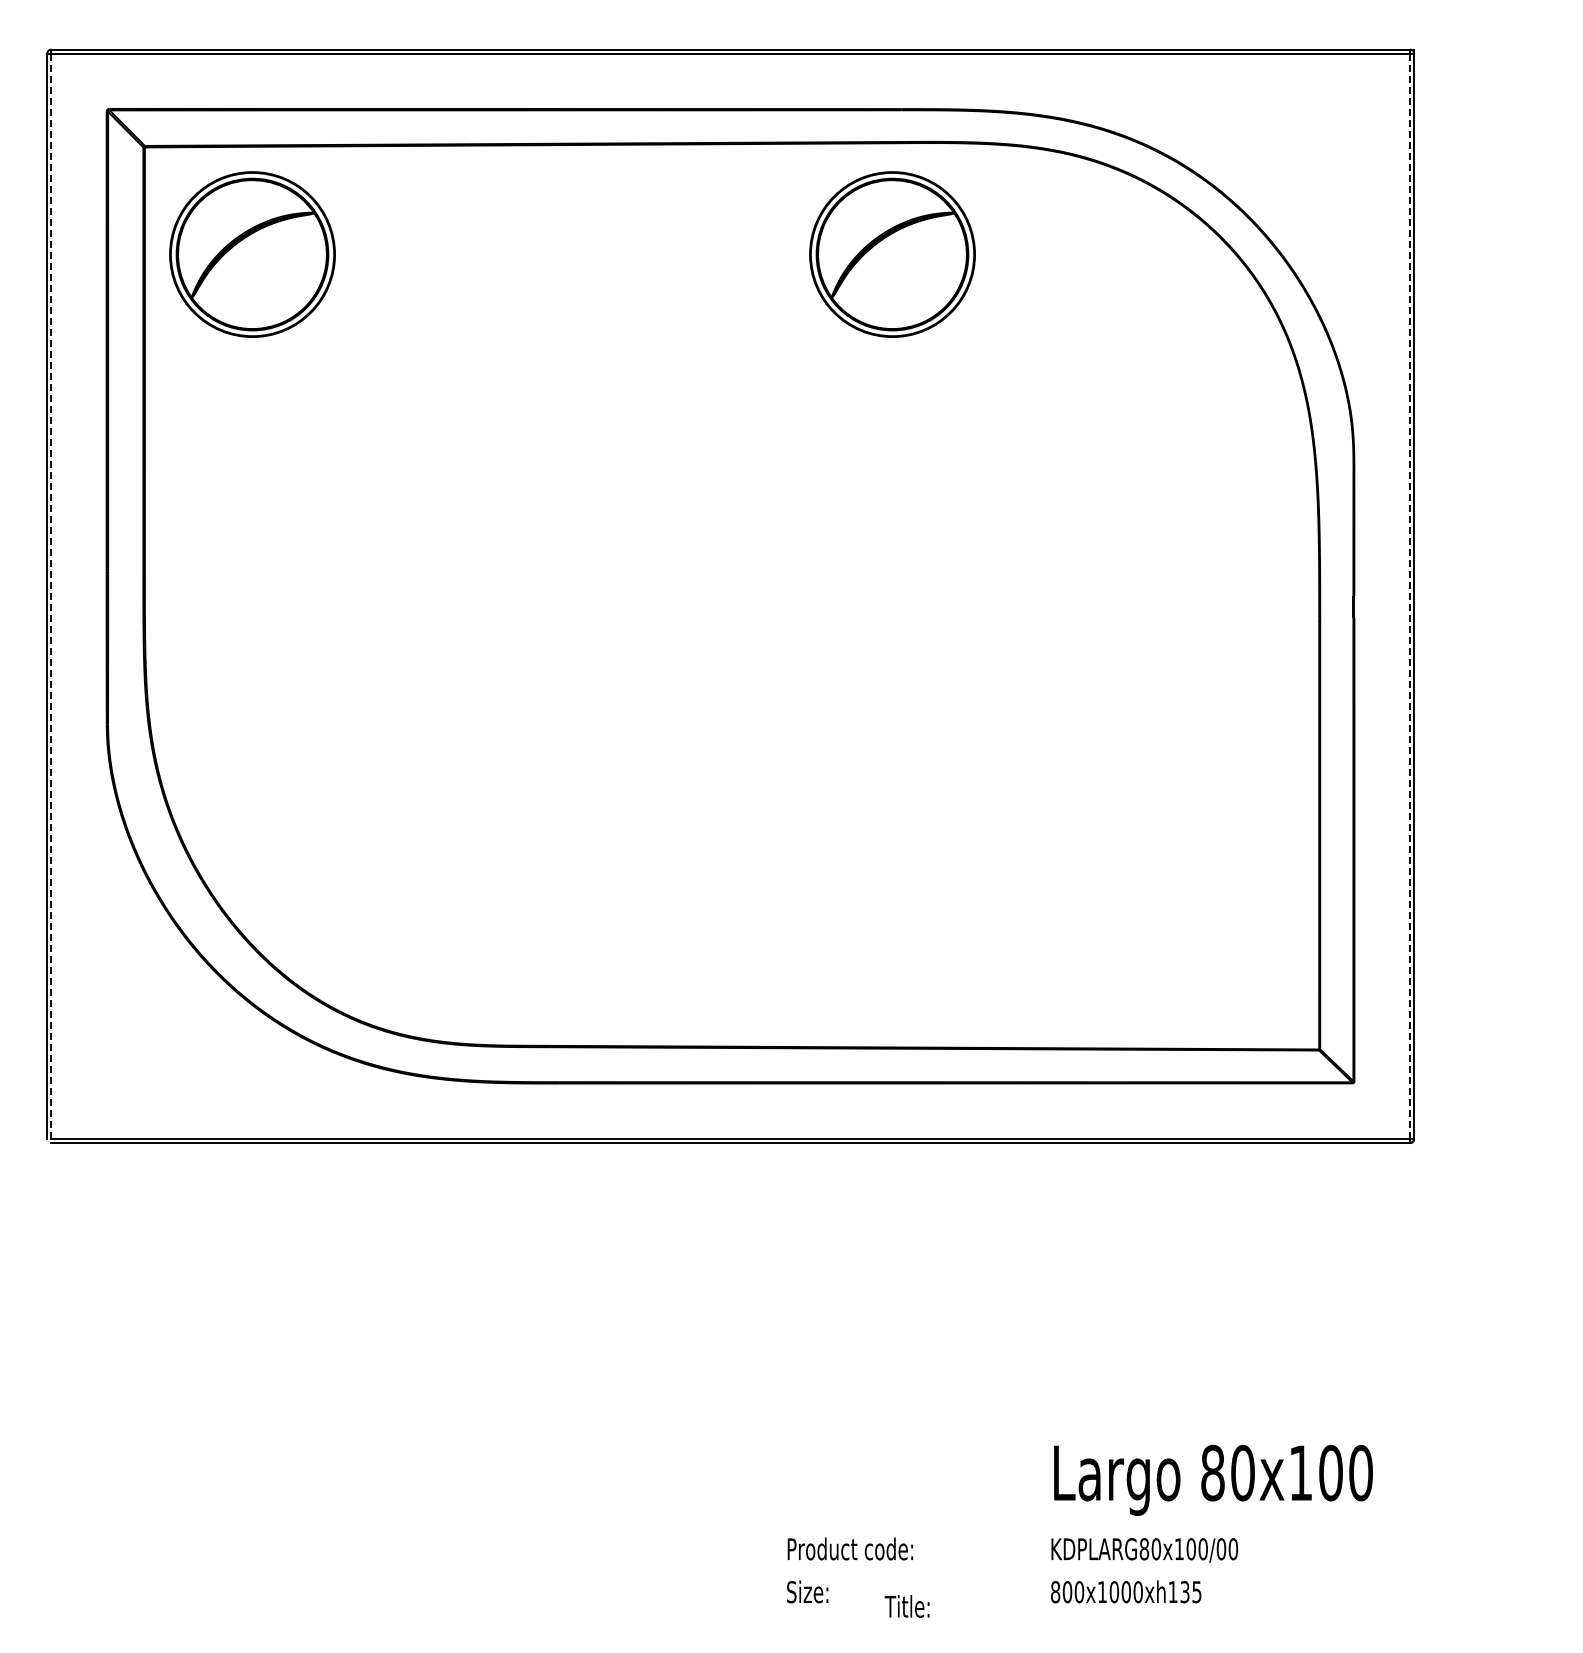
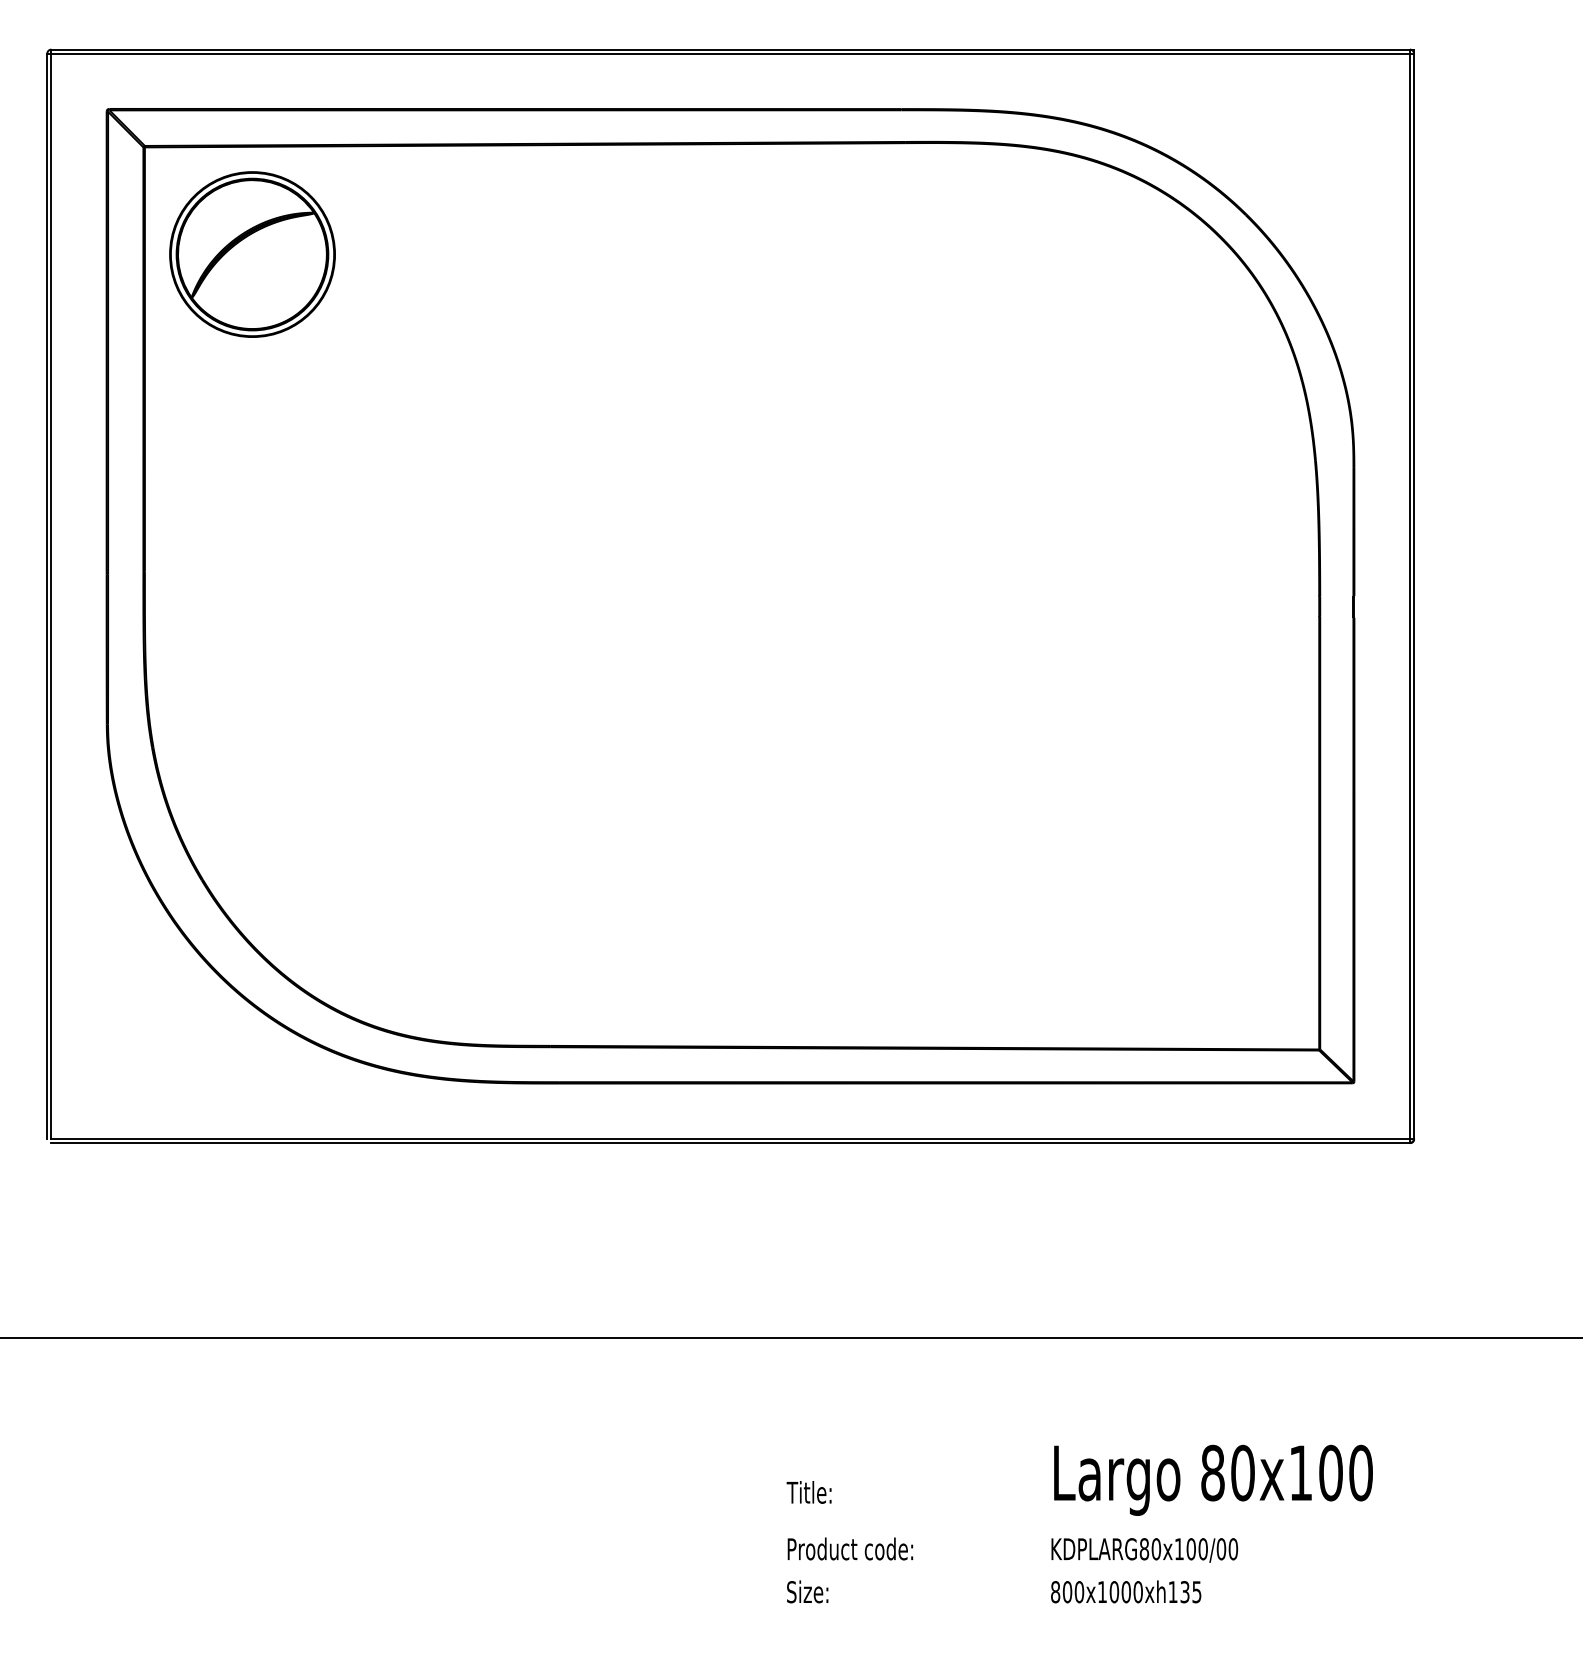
part: present -> none (892, 254)
line: dashed -> solid (51, 596)
line: dashed -> solid (1409, 596)
line: none -> present (790, 1337)
text position: (906, 1606) -> (808, 1492) (808, 1492)
